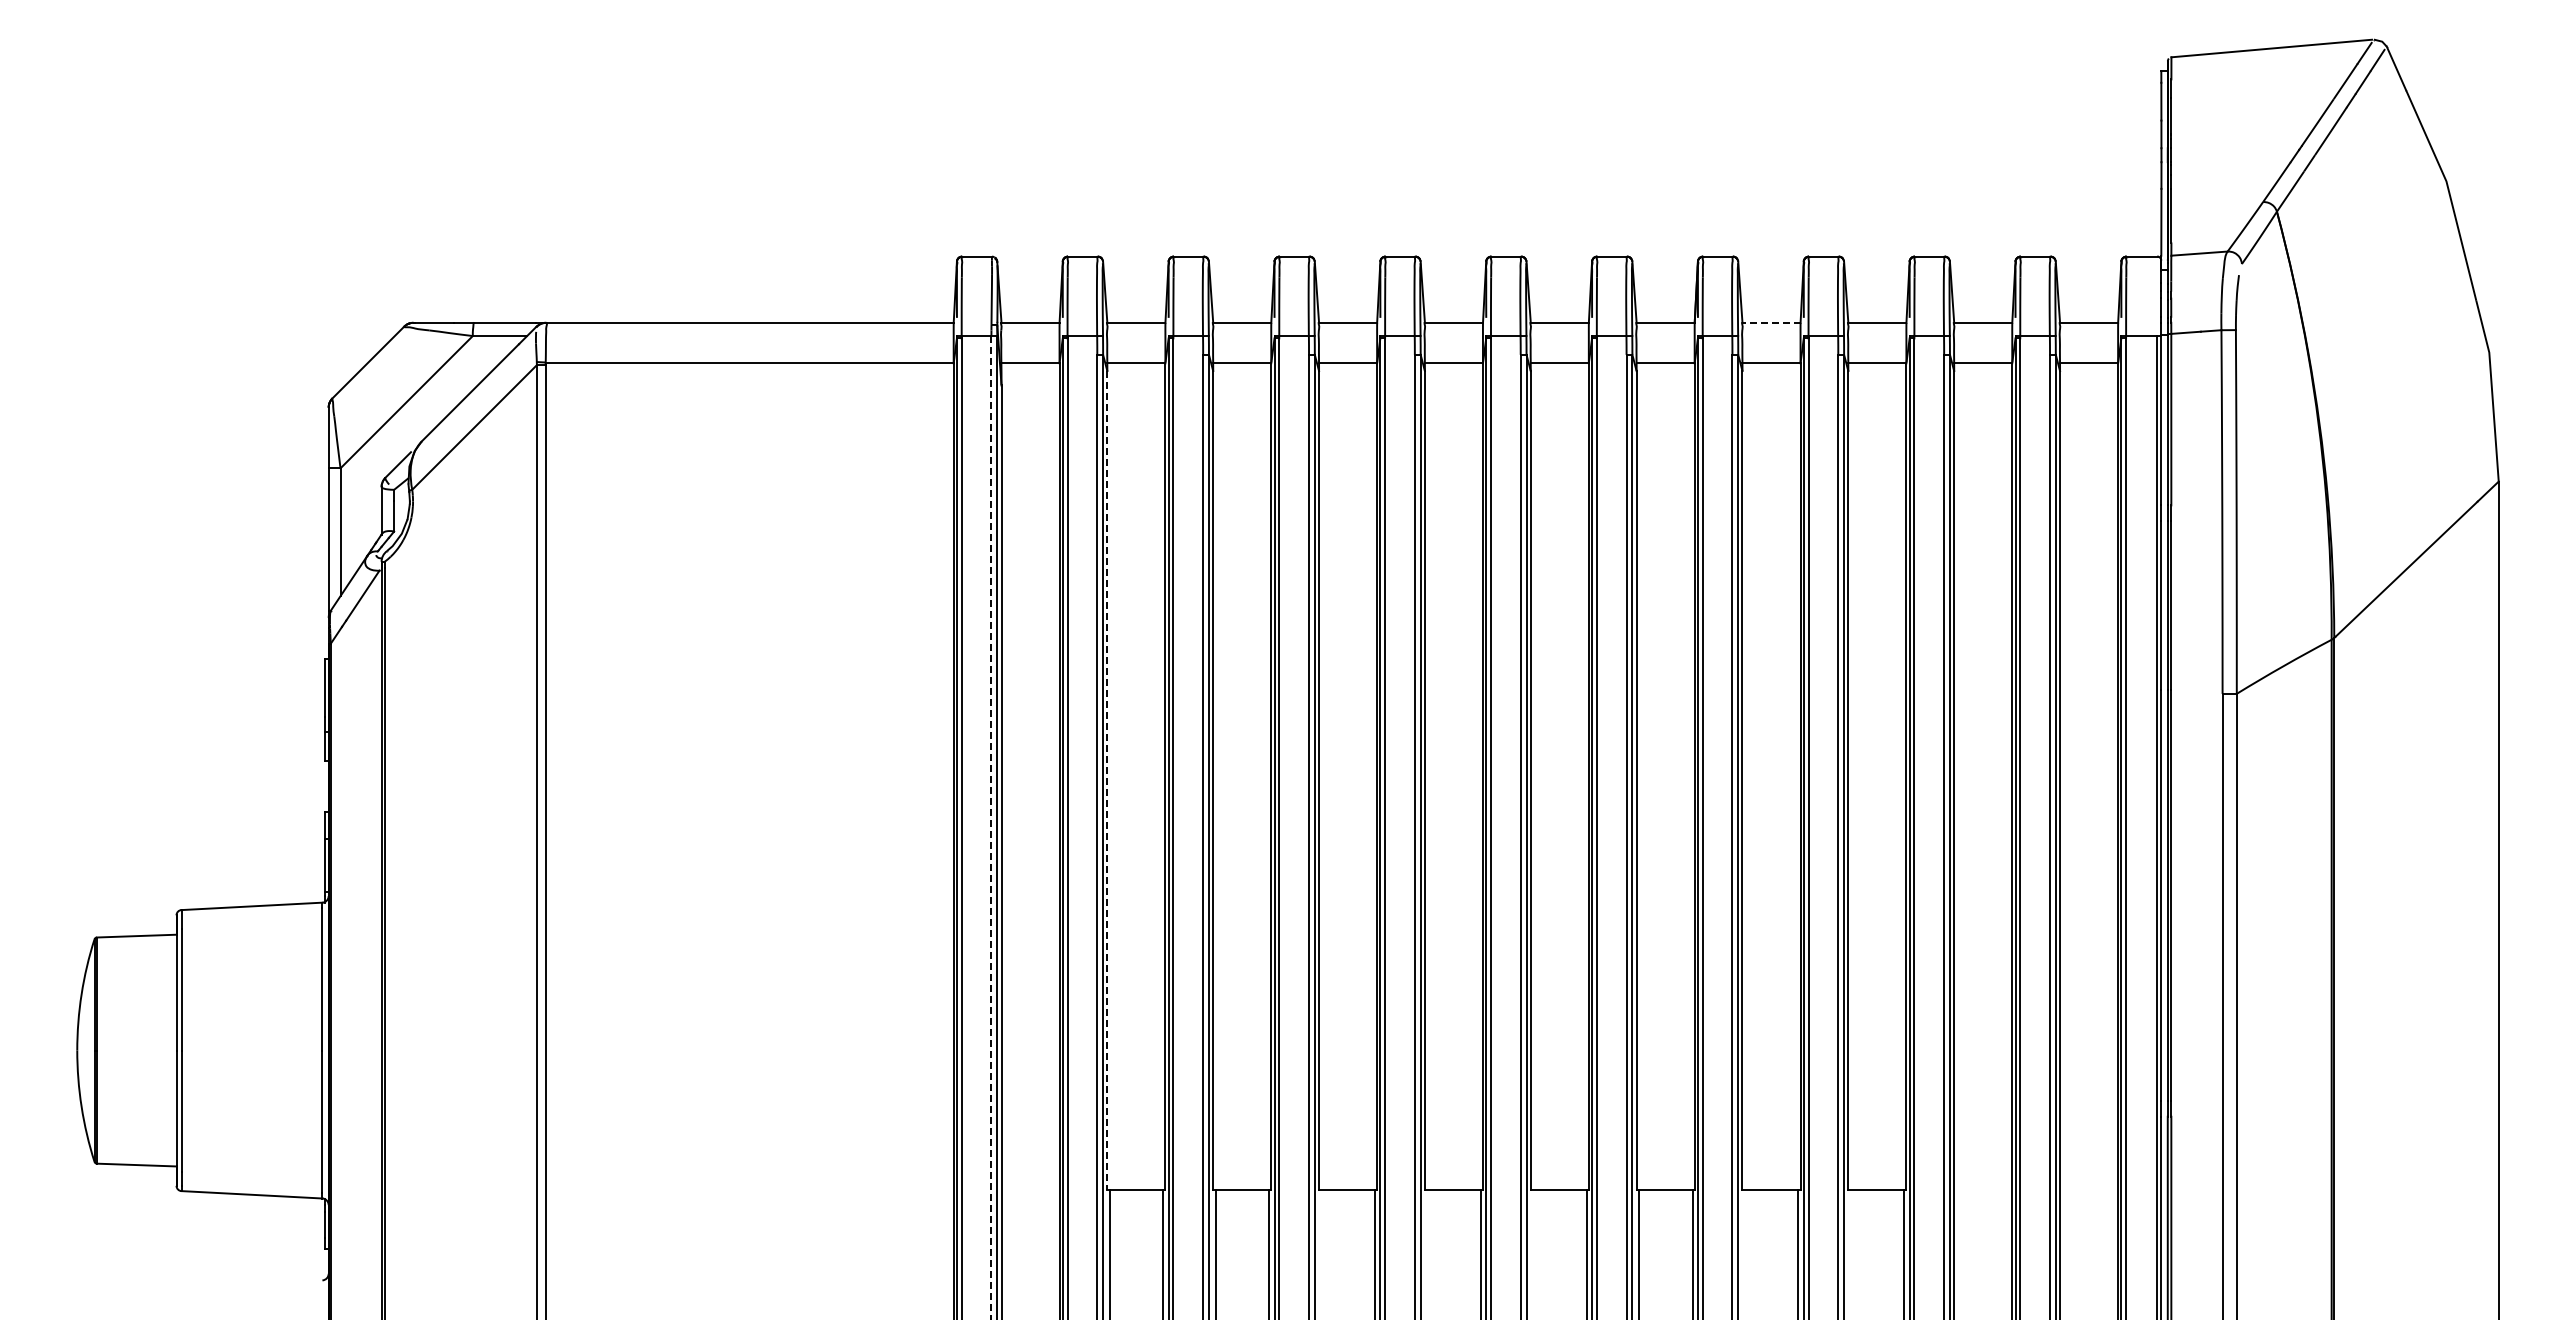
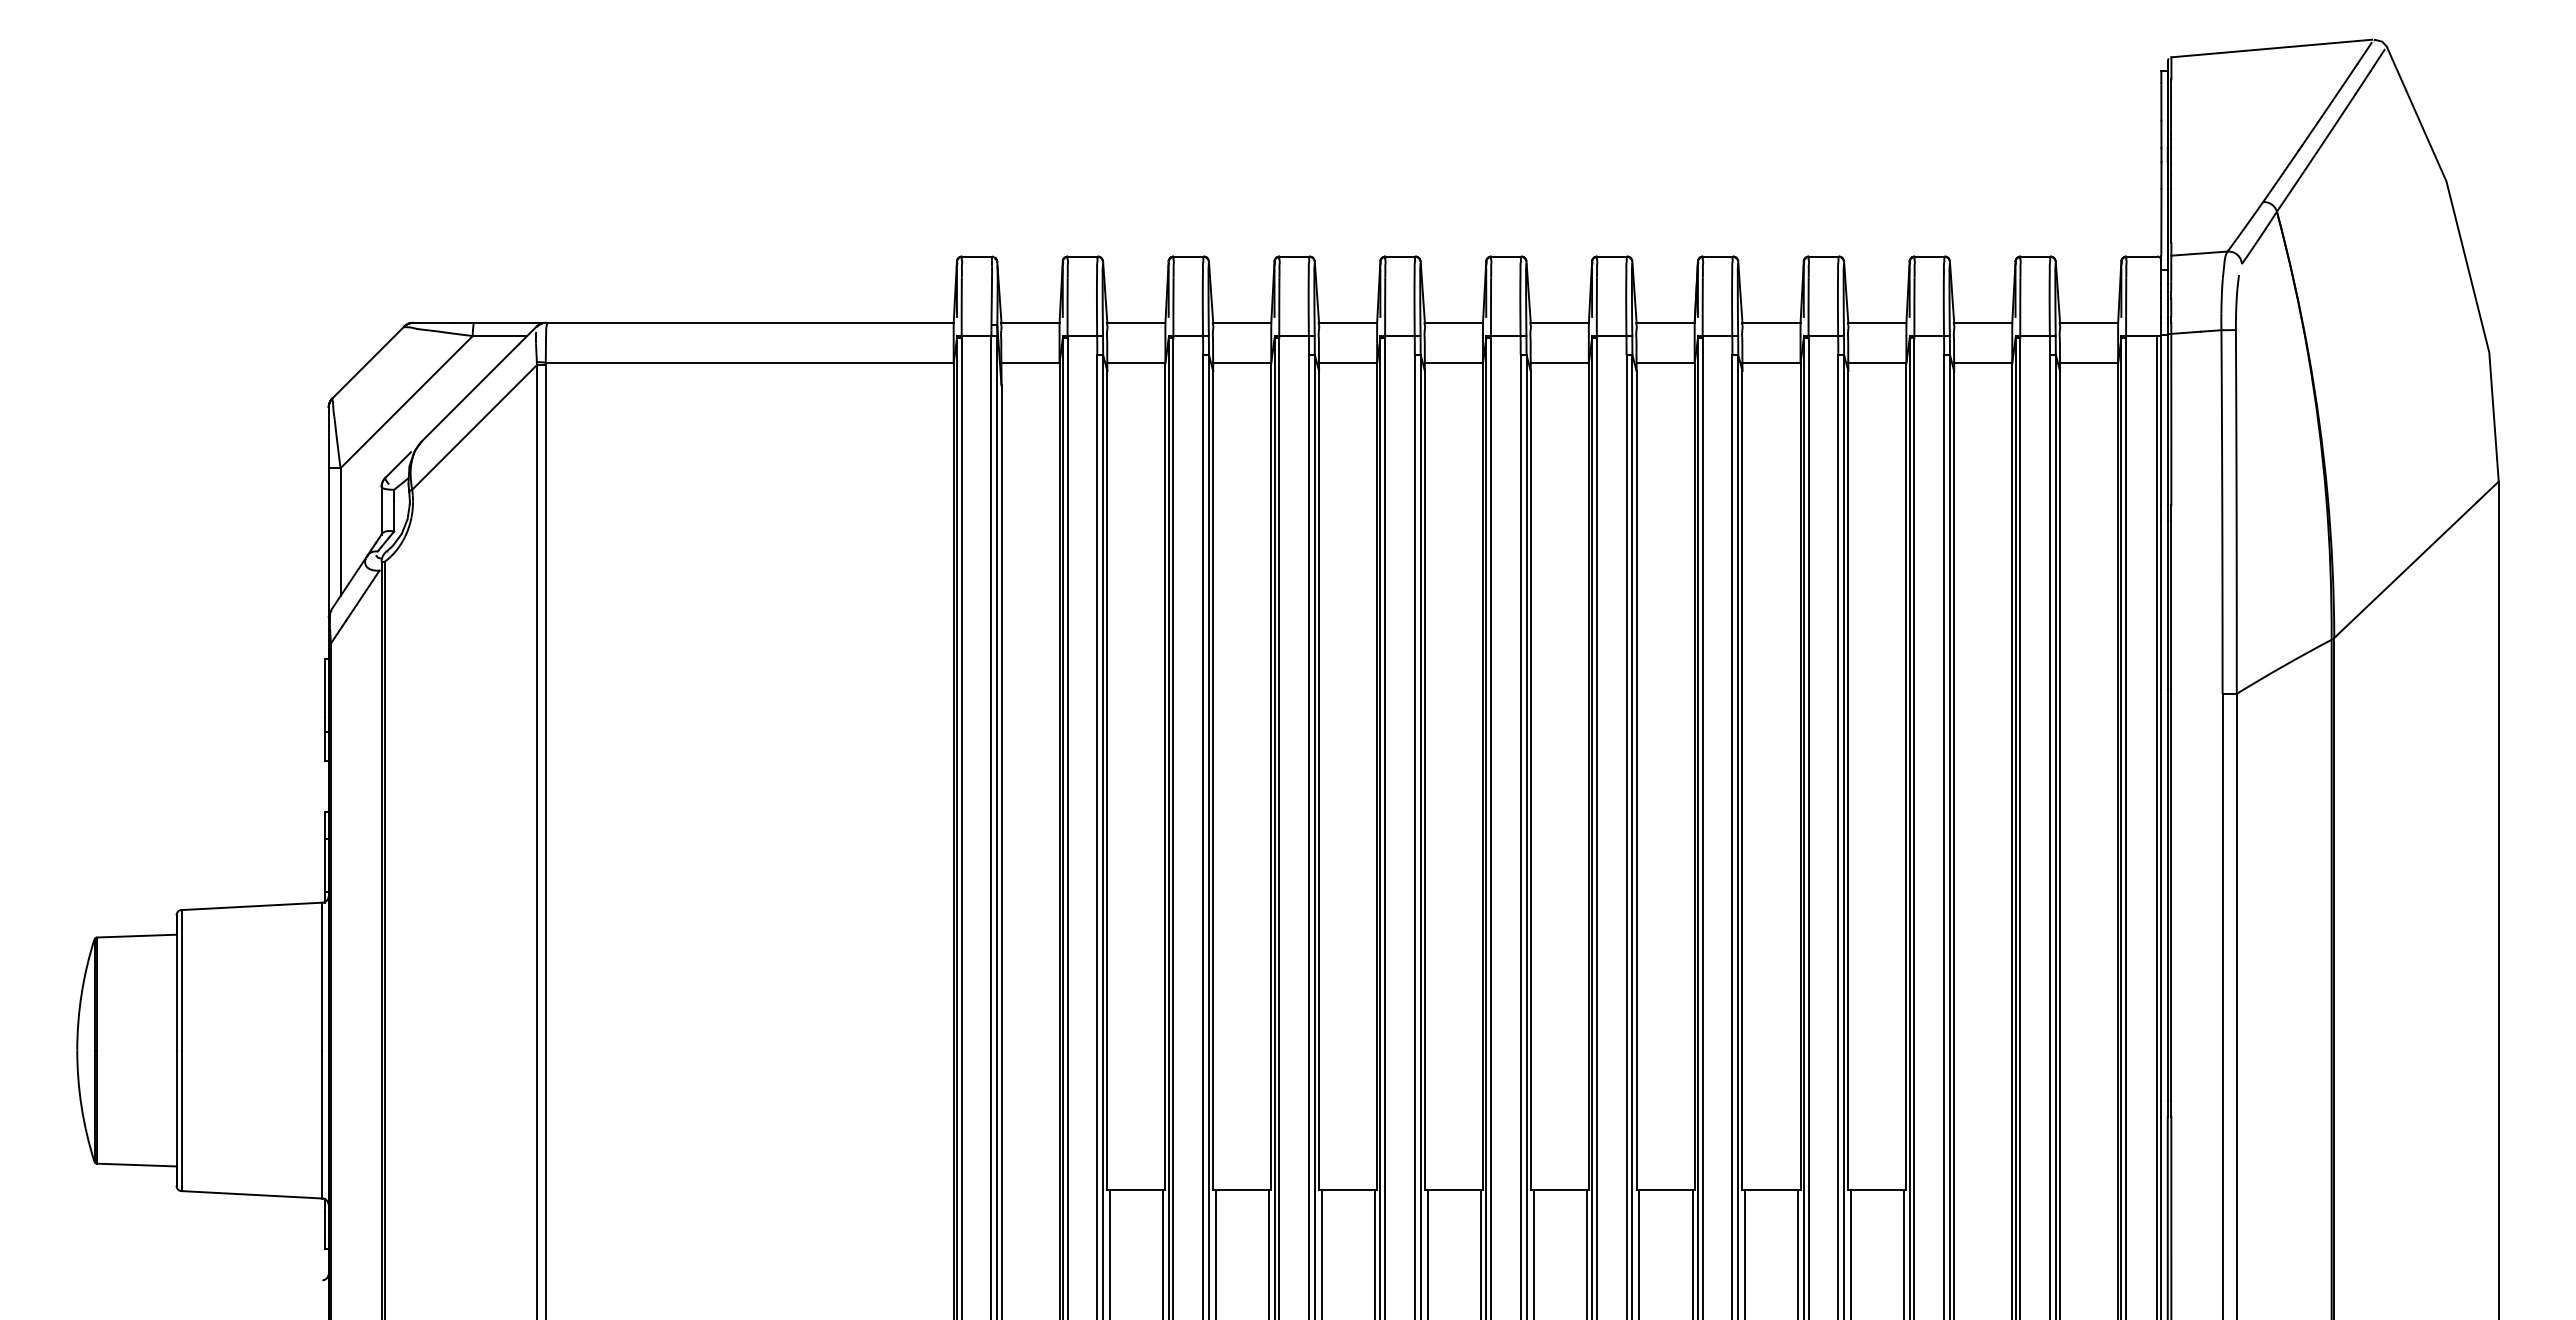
line: dashed -> solid (1771, 322)
line: dashed -> solid (1107, 780)
line: dashed -> solid (991, 827)
line: none -> present (1321, 1252)
line: none -> present (1427, 1252)
line: none -> present (1533, 1252)
line: none -> present (1745, 1252)
line: none -> present (1851, 1252)
